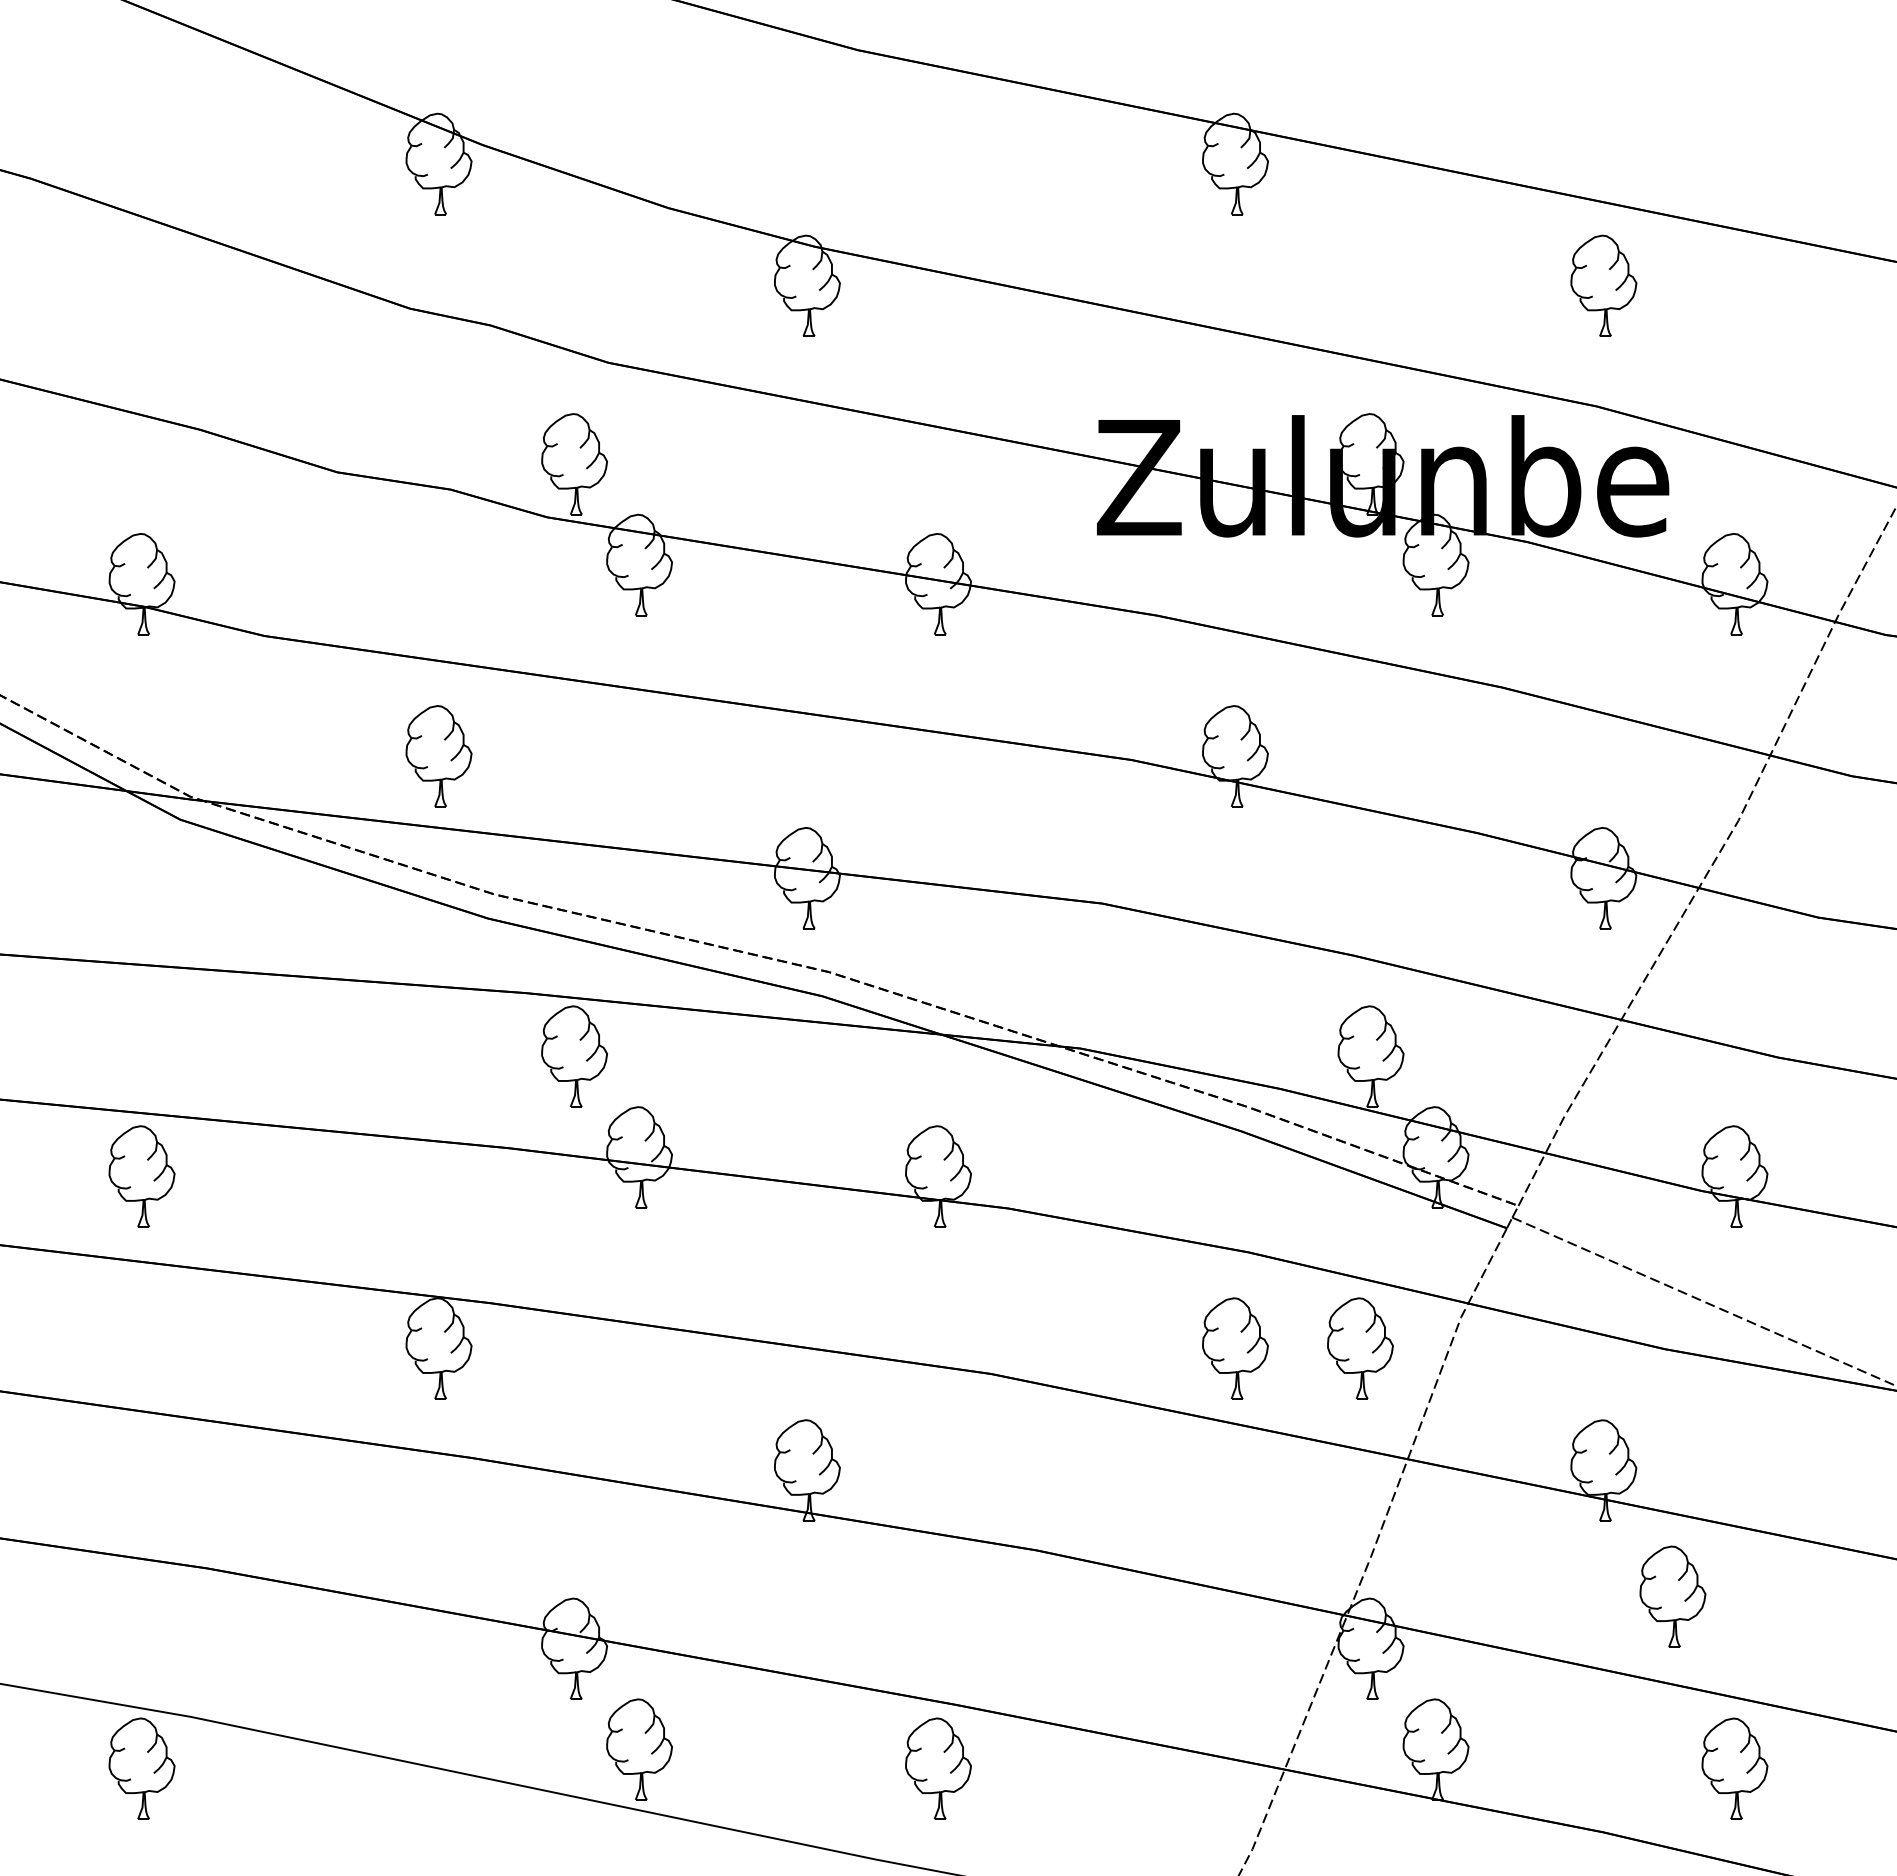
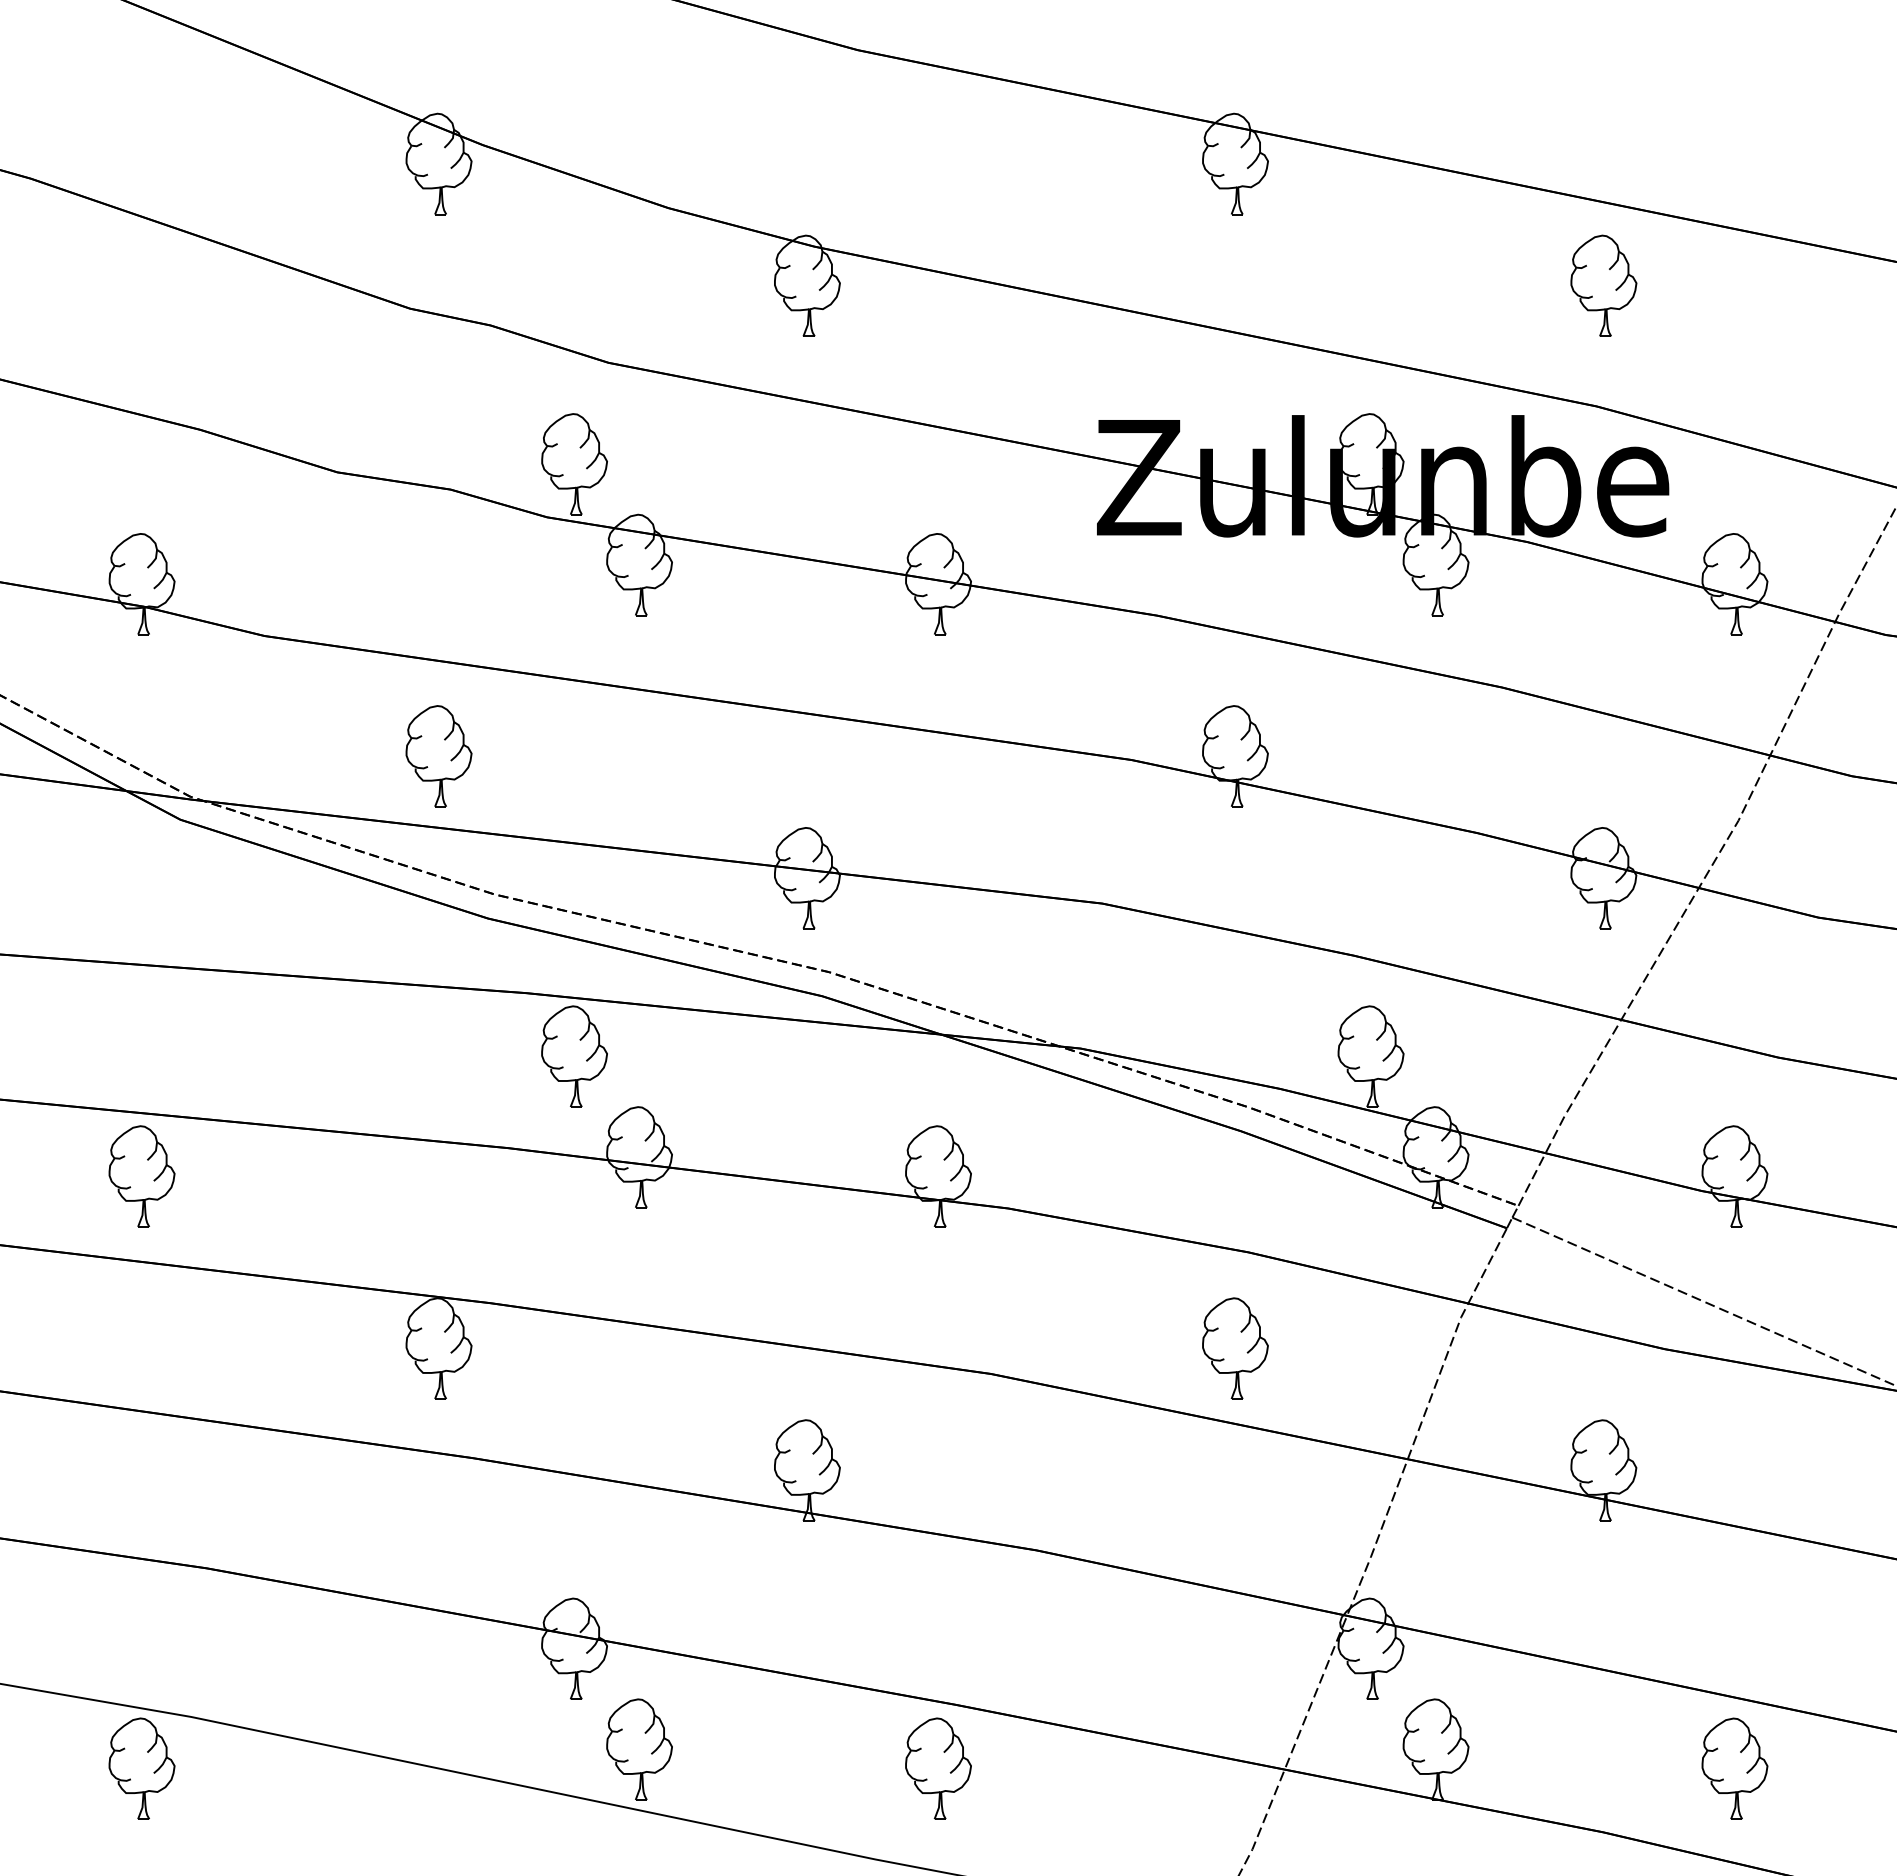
part: present -> none (1360, 1348)
part: present -> none (1672, 1596)
